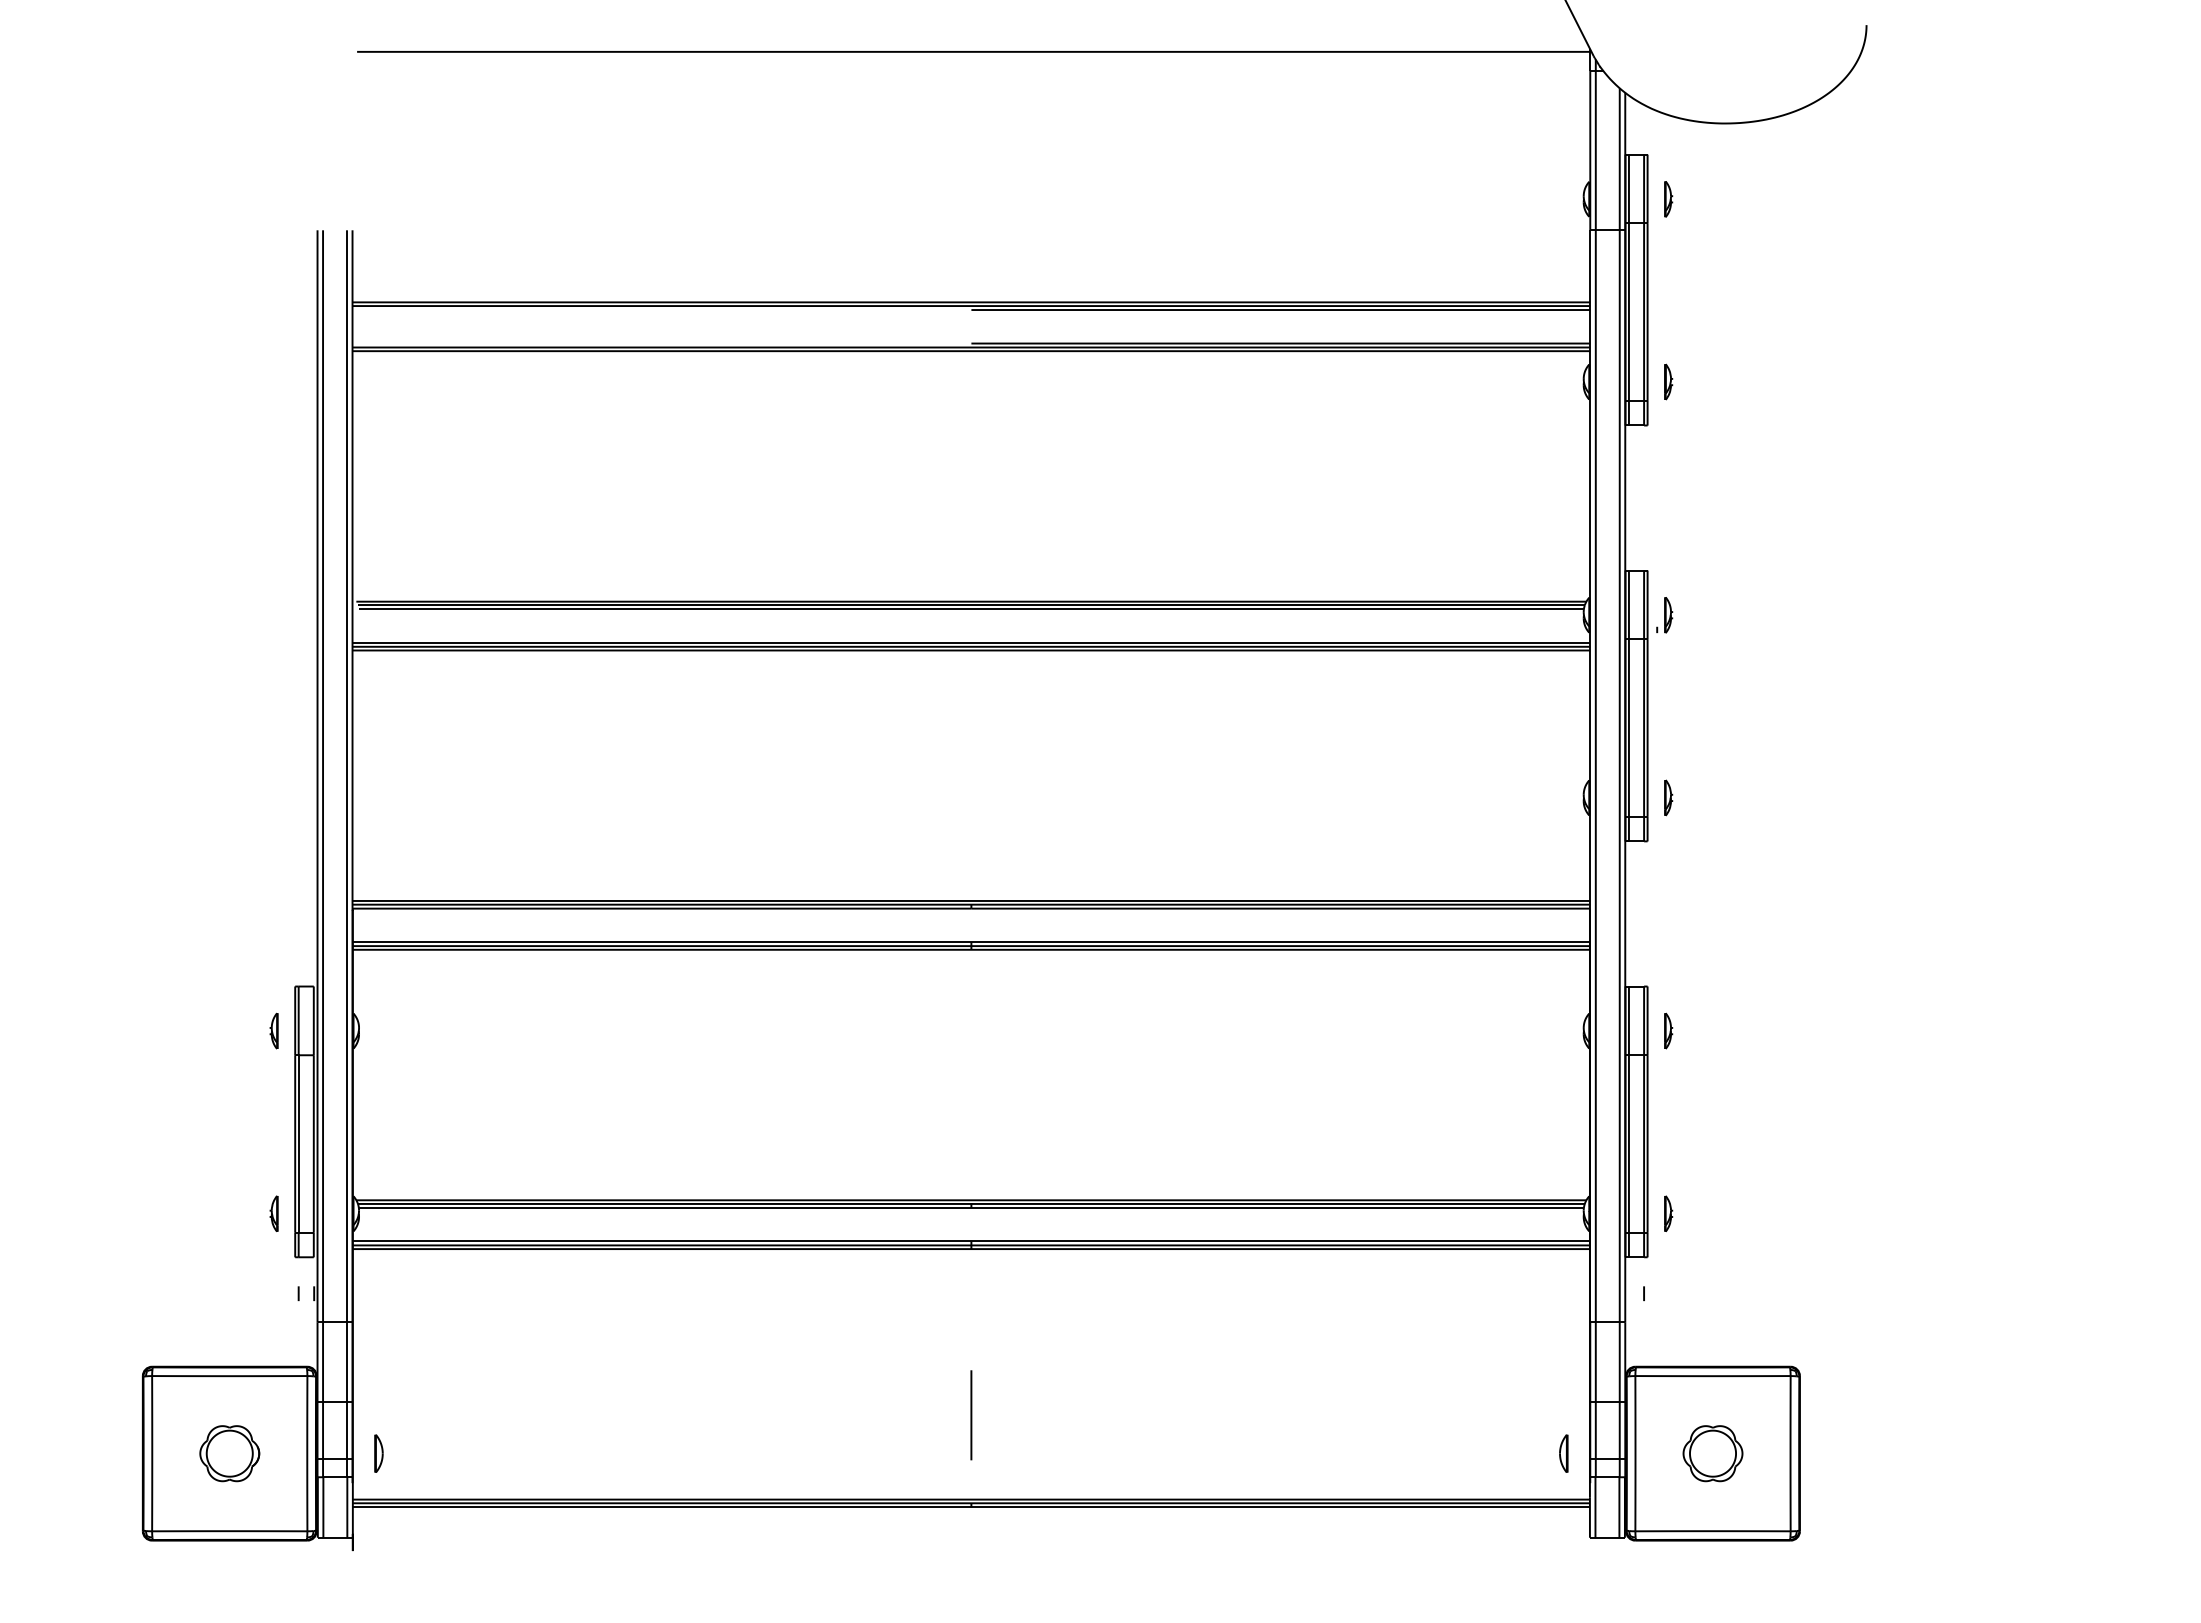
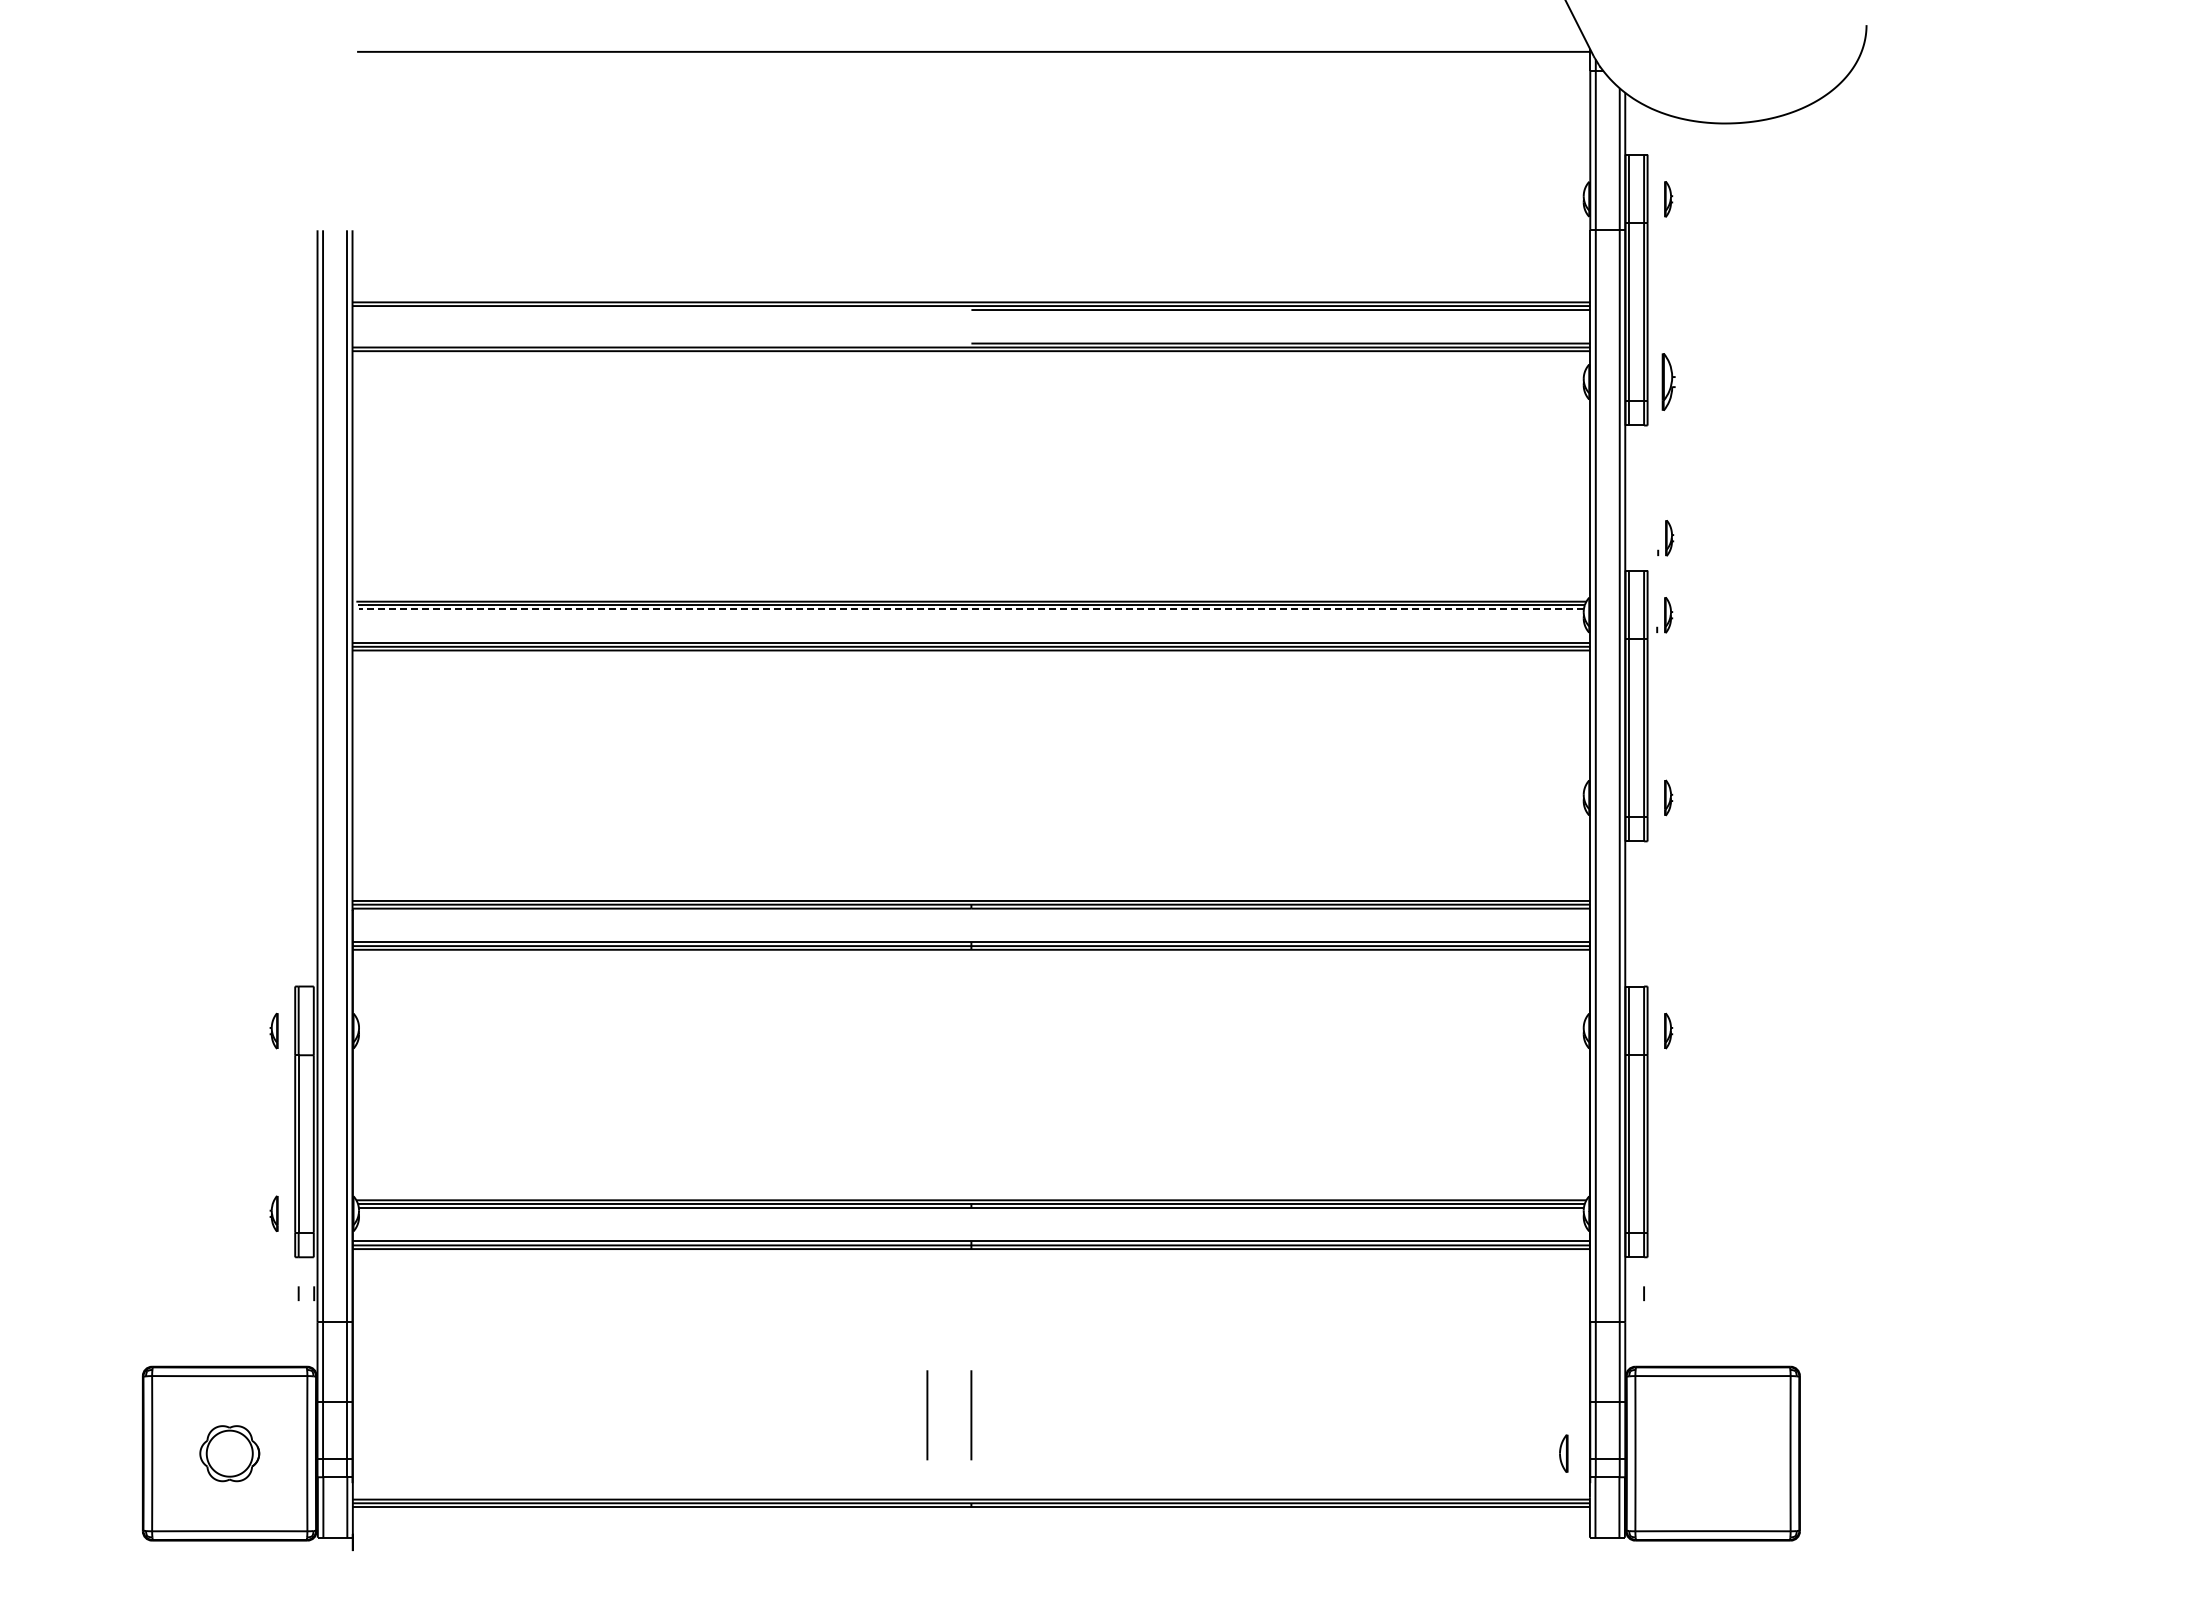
part size: 10x38 px -> 15x58 px (1668, 381)
part: none -> present (1665, 538)
line: solid -> dashed (971, 609)
part: present -> none (1668, 1213)
line: none -> present (927, 1415)
part: present -> none (378, 1453)
part: present -> none (1712, 1453)
